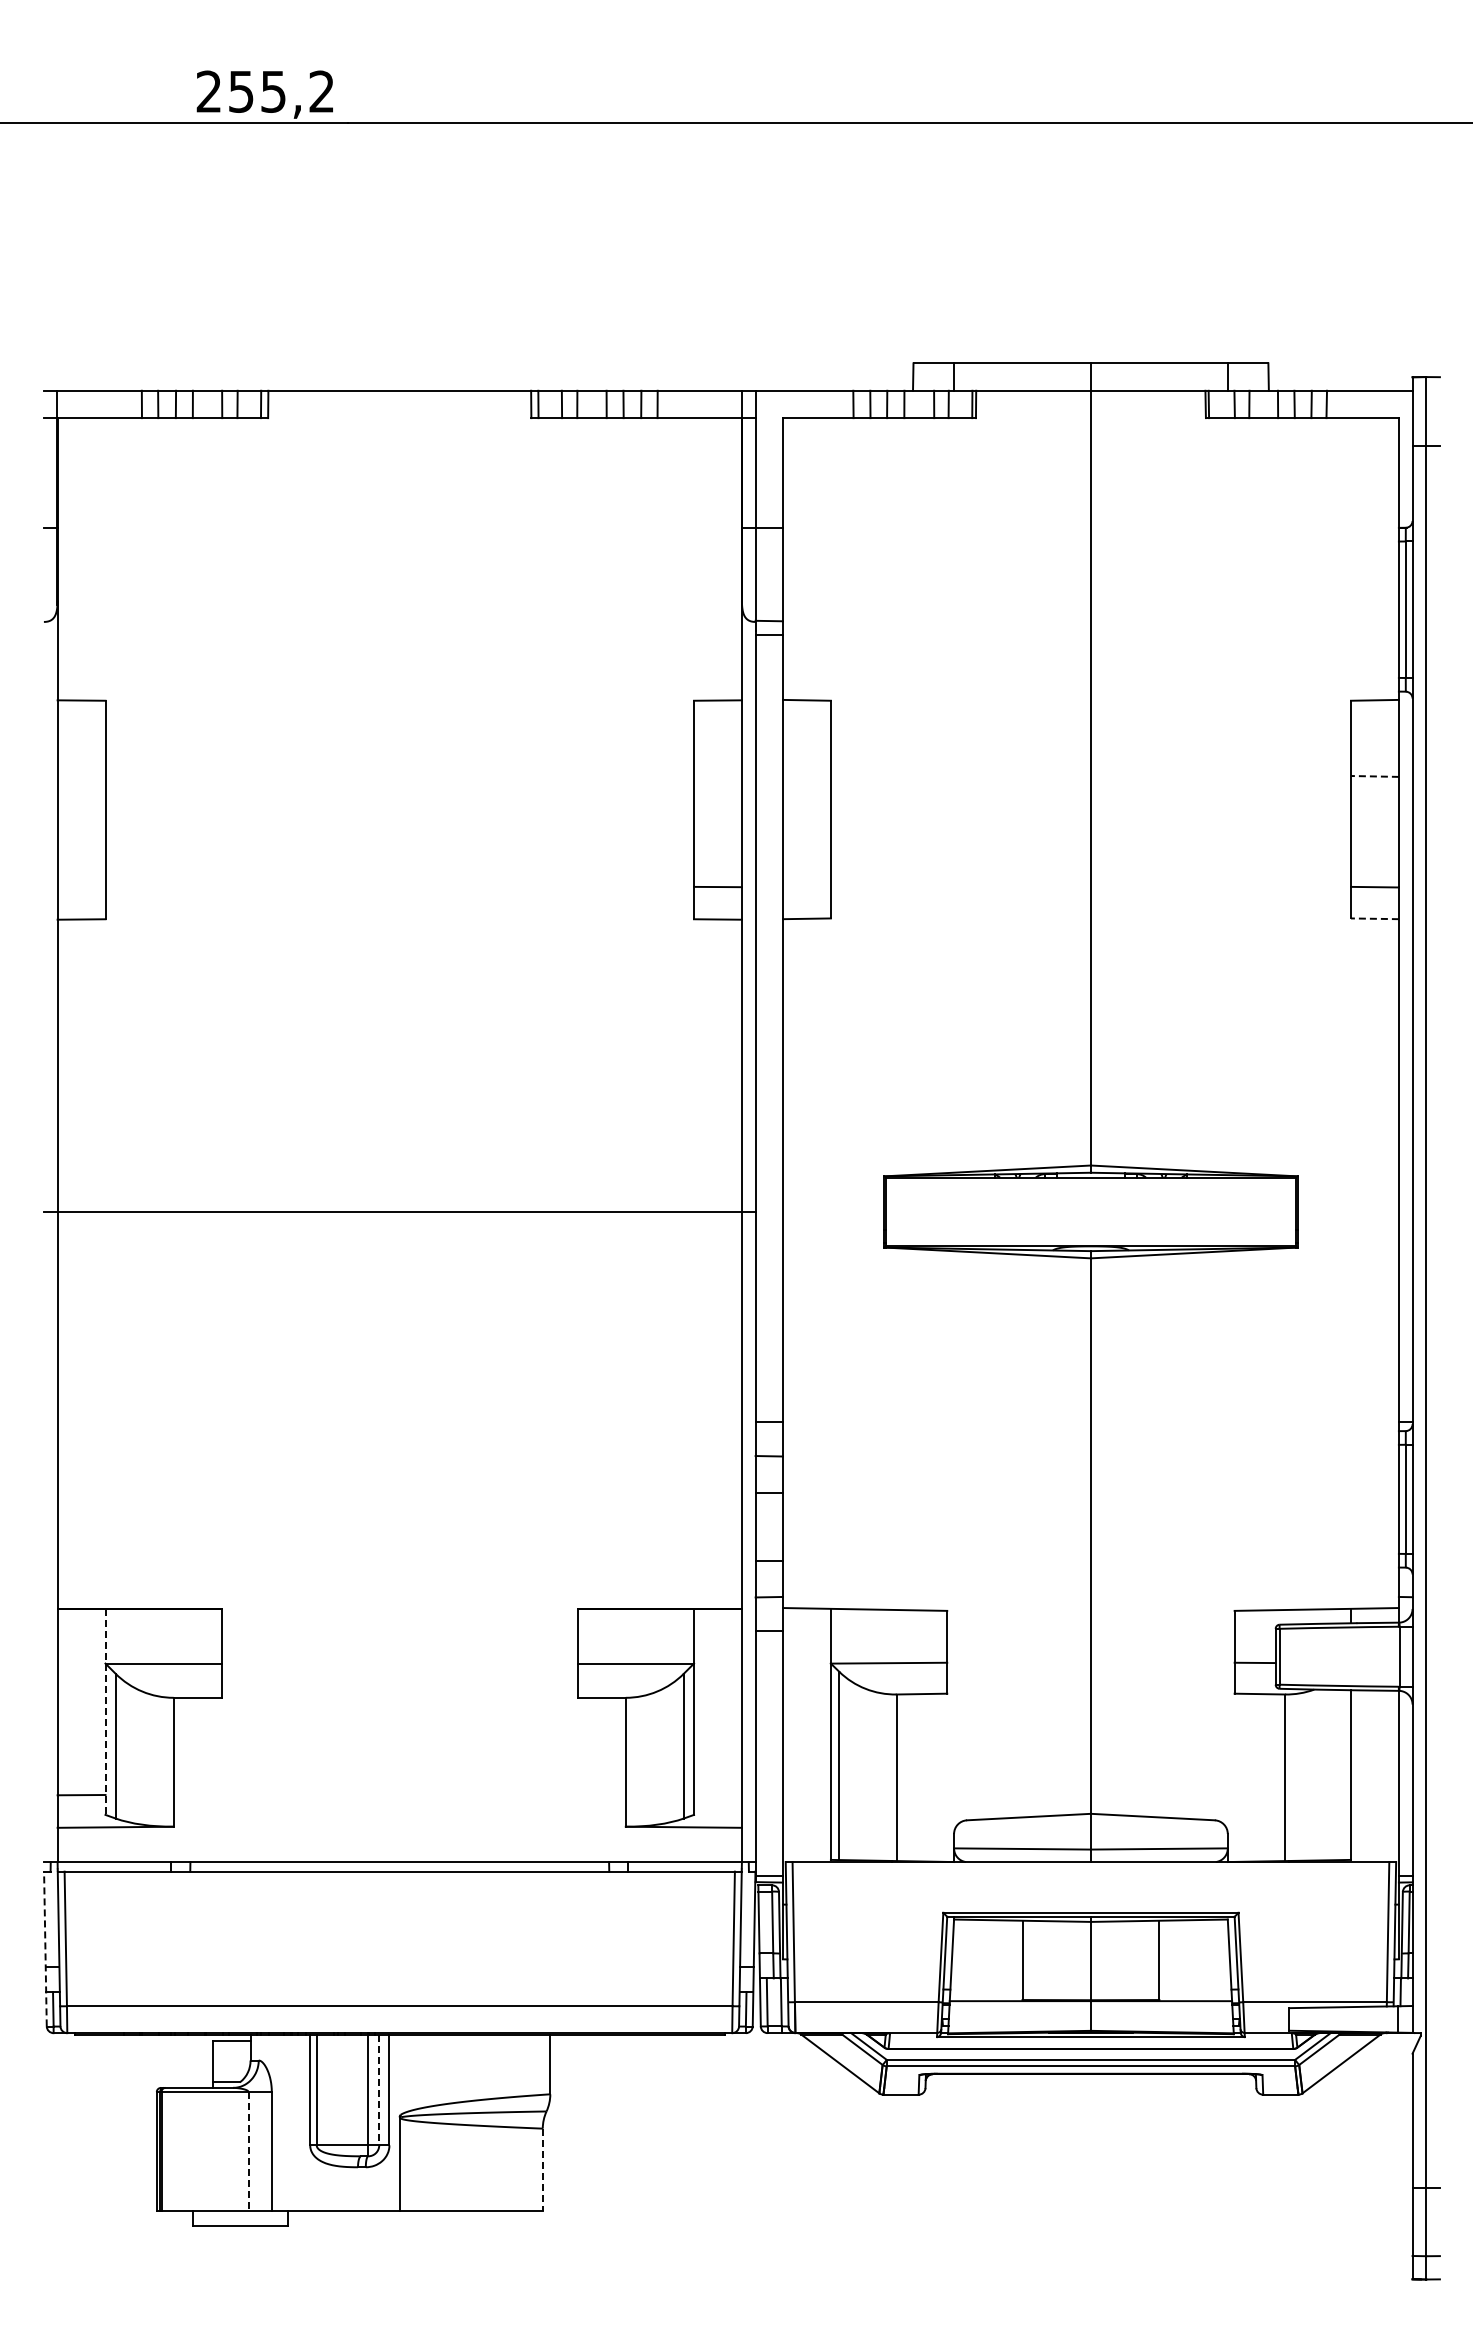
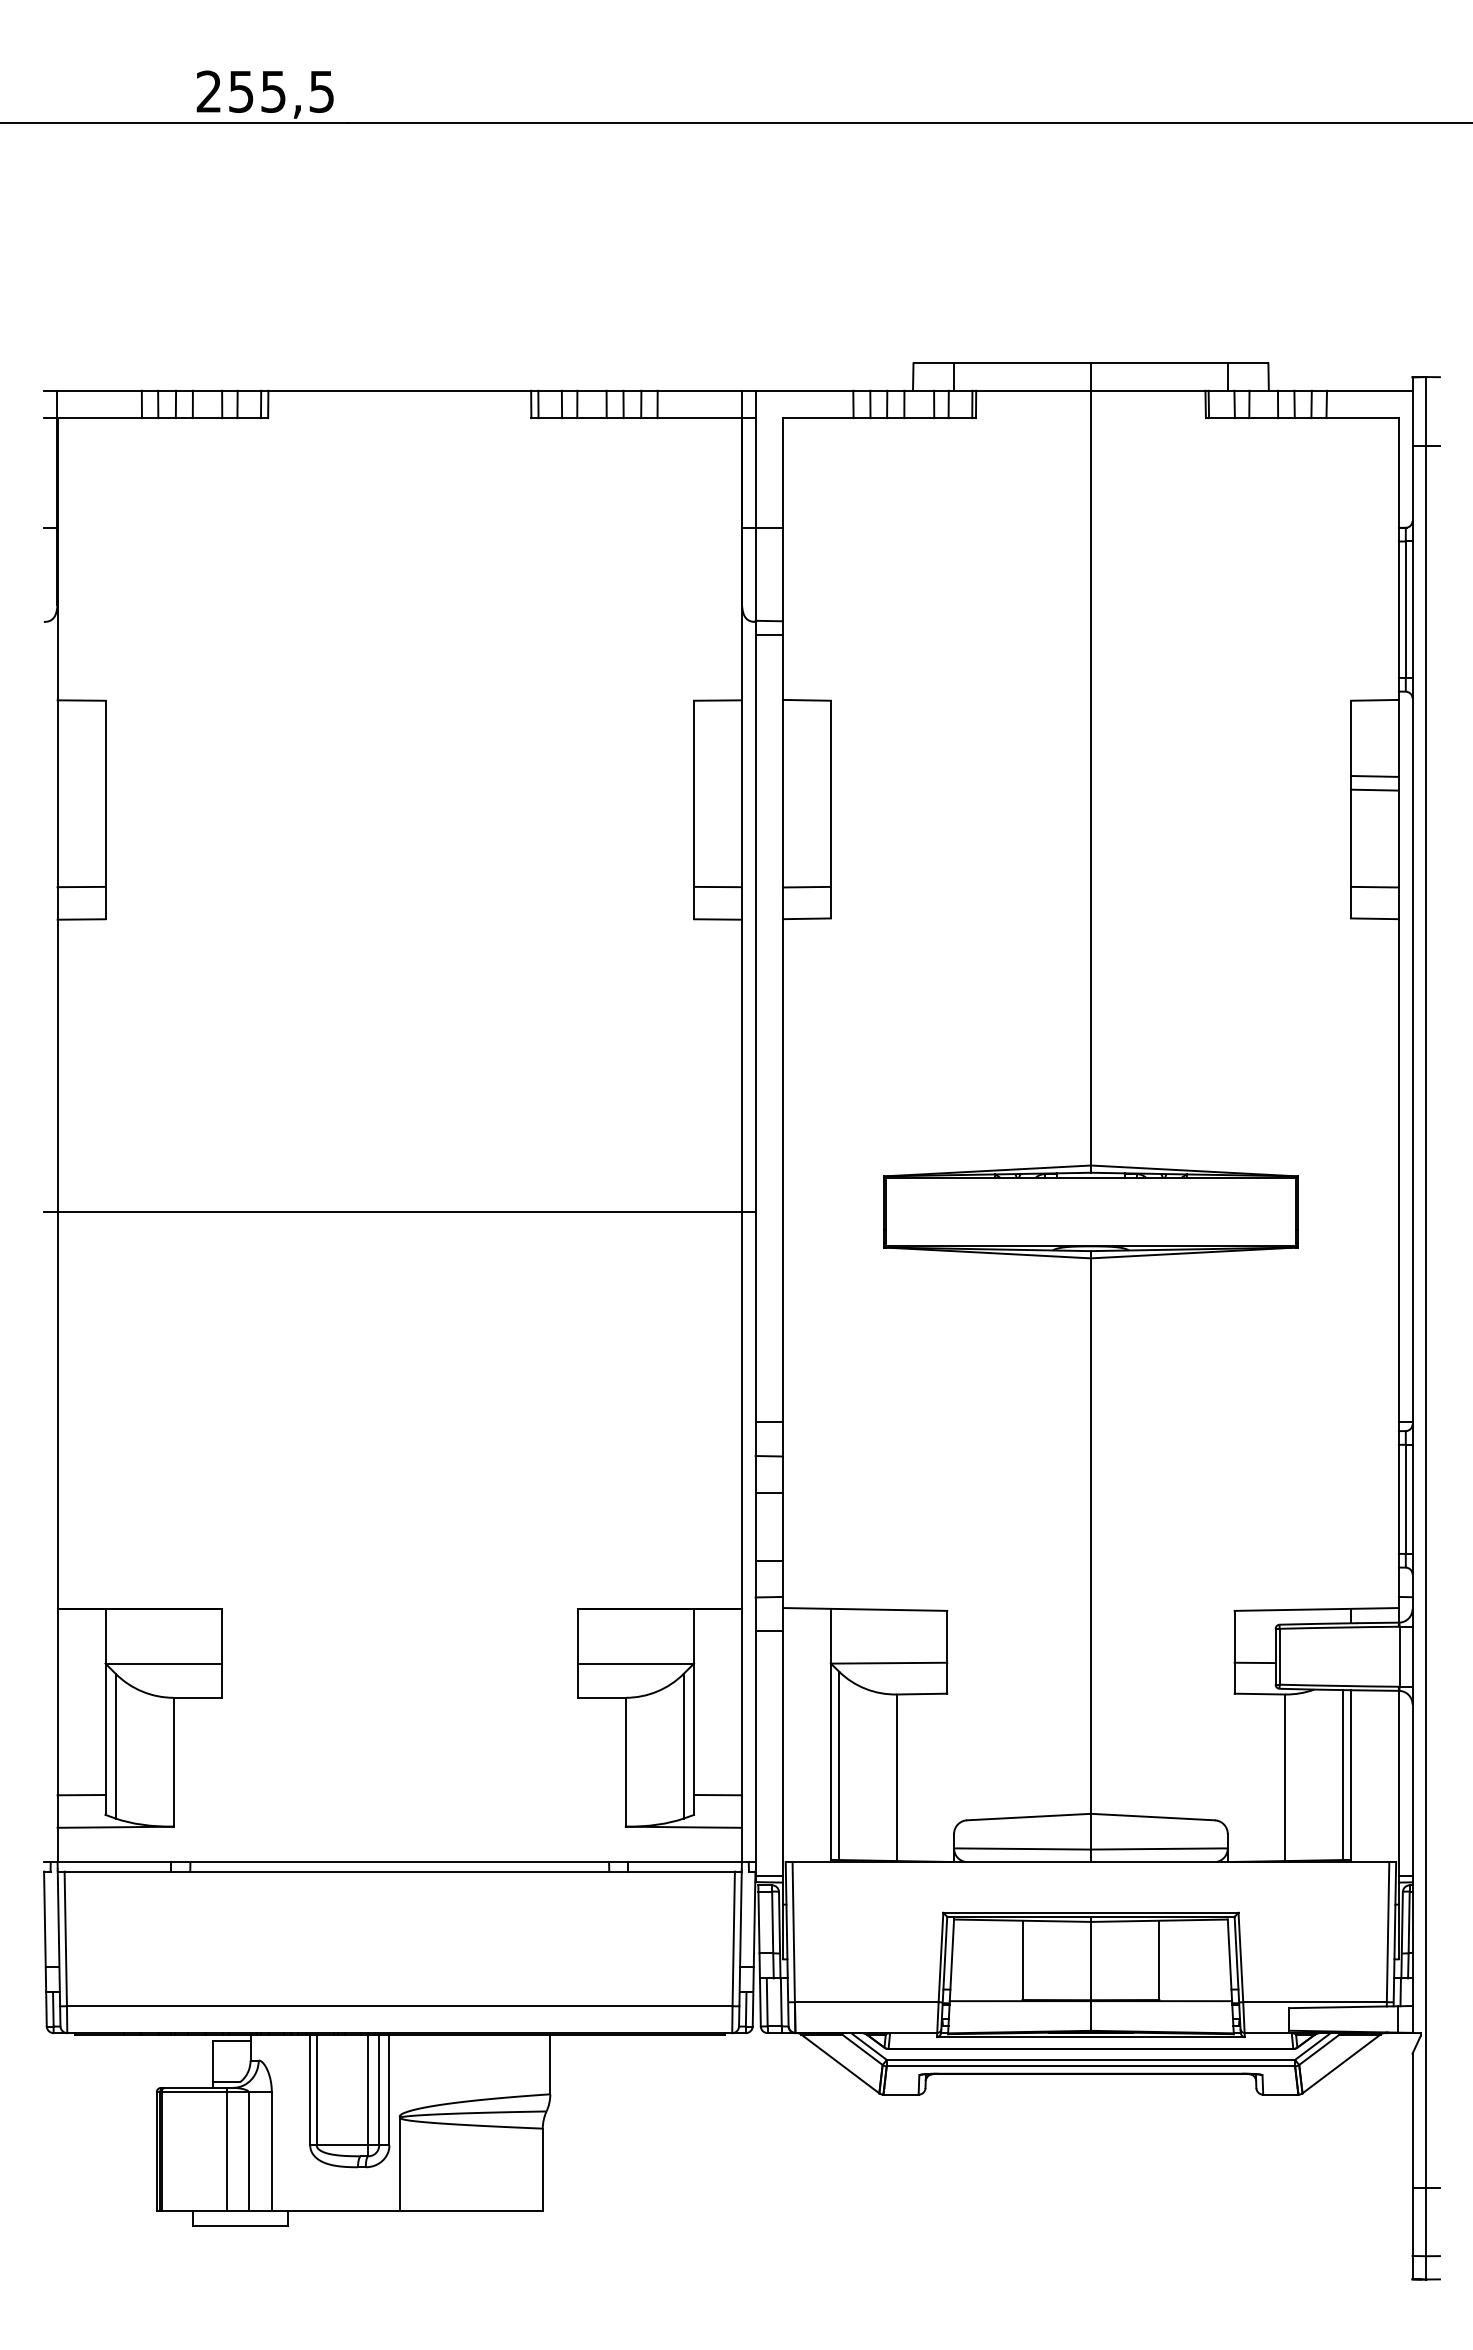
text: 255,2 -> 255,5 (321, 91)
line: dashed -> solid (1374, 776)
line: none -> present (1374, 789)
line: none -> present (81, 886)
line: none -> present (806, 886)
line: dashed -> solid (1374, 918)
line: dashed -> solid (105, 1712)
line: none -> present (1342, 1775)
line: none -> present (717, 1795)
line: dashed -> solid (45, 1948)
line: dashed -> solid (379, 2090)
line: none -> present (226, 2149)
line: dashed -> solid (248, 2151)
line: dashed -> solid (542, 2170)
